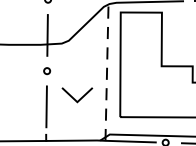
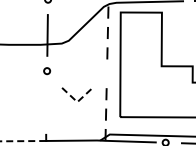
line: present -> none (106, 73)
line: solid -> dashed (77, 102)
line: present -> none (46, 106)
line: solid -> dashed (23, 141)
